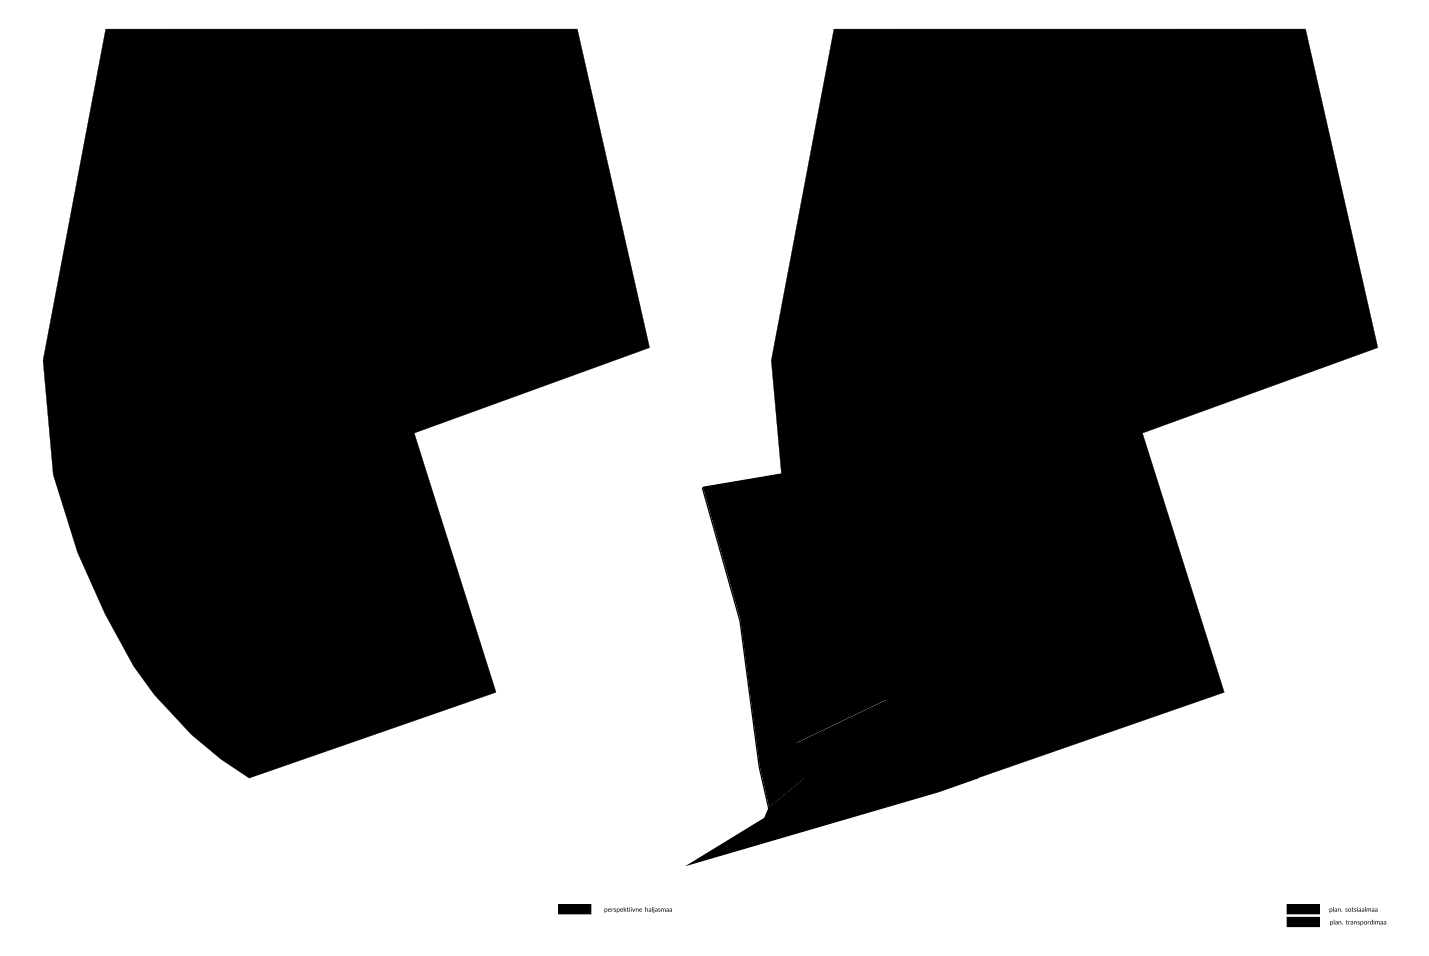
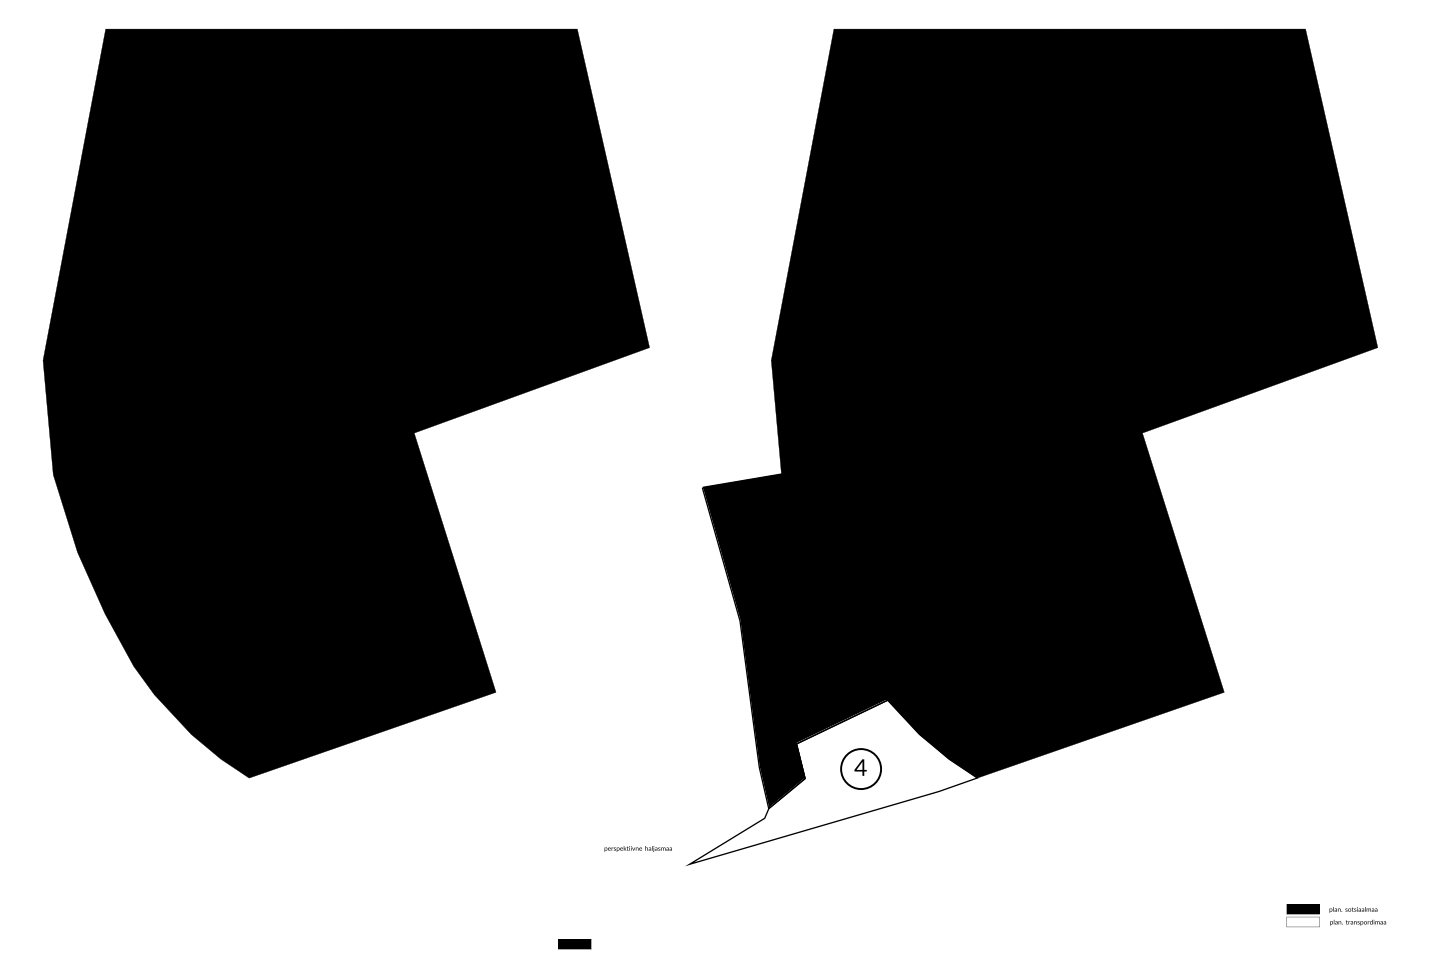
fill: present -> none (833, 782)
part position: (574, 909) -> (574, 944) (574, 944)
text position: (637, 909) -> (637, 848) (637, 848)
fill: present -> none (1302, 921)
